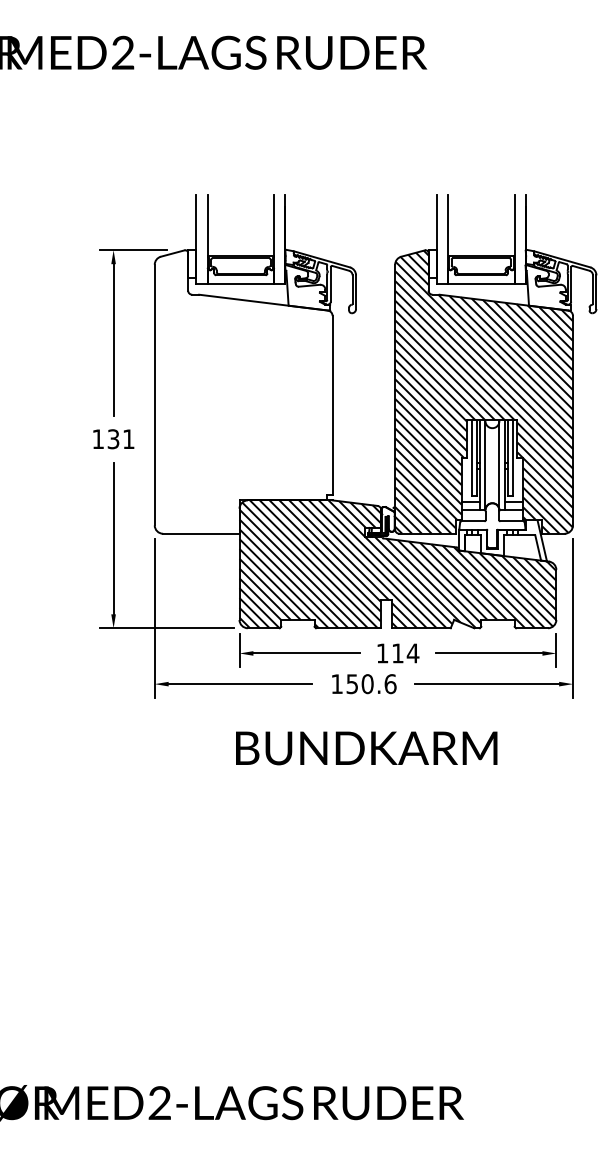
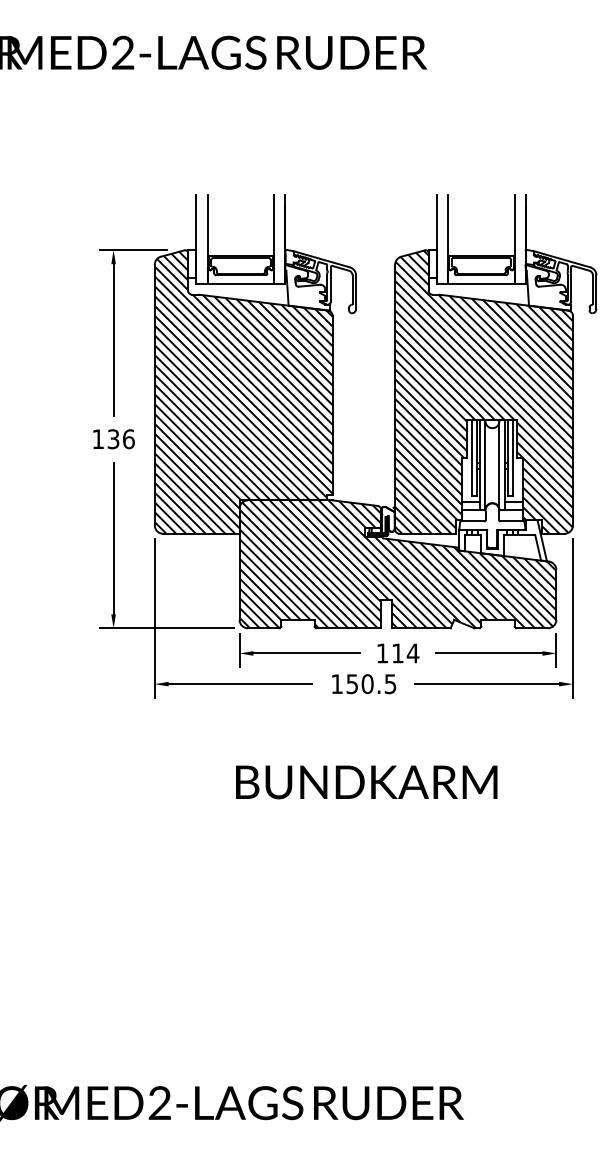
hatch: none -> present (243, 392)
text: 131 -> 136 (128, 439)
text: 150.6 -> 150.5 (390, 684)
text position: (366, 748) -> (366, 782) (366, 782)
